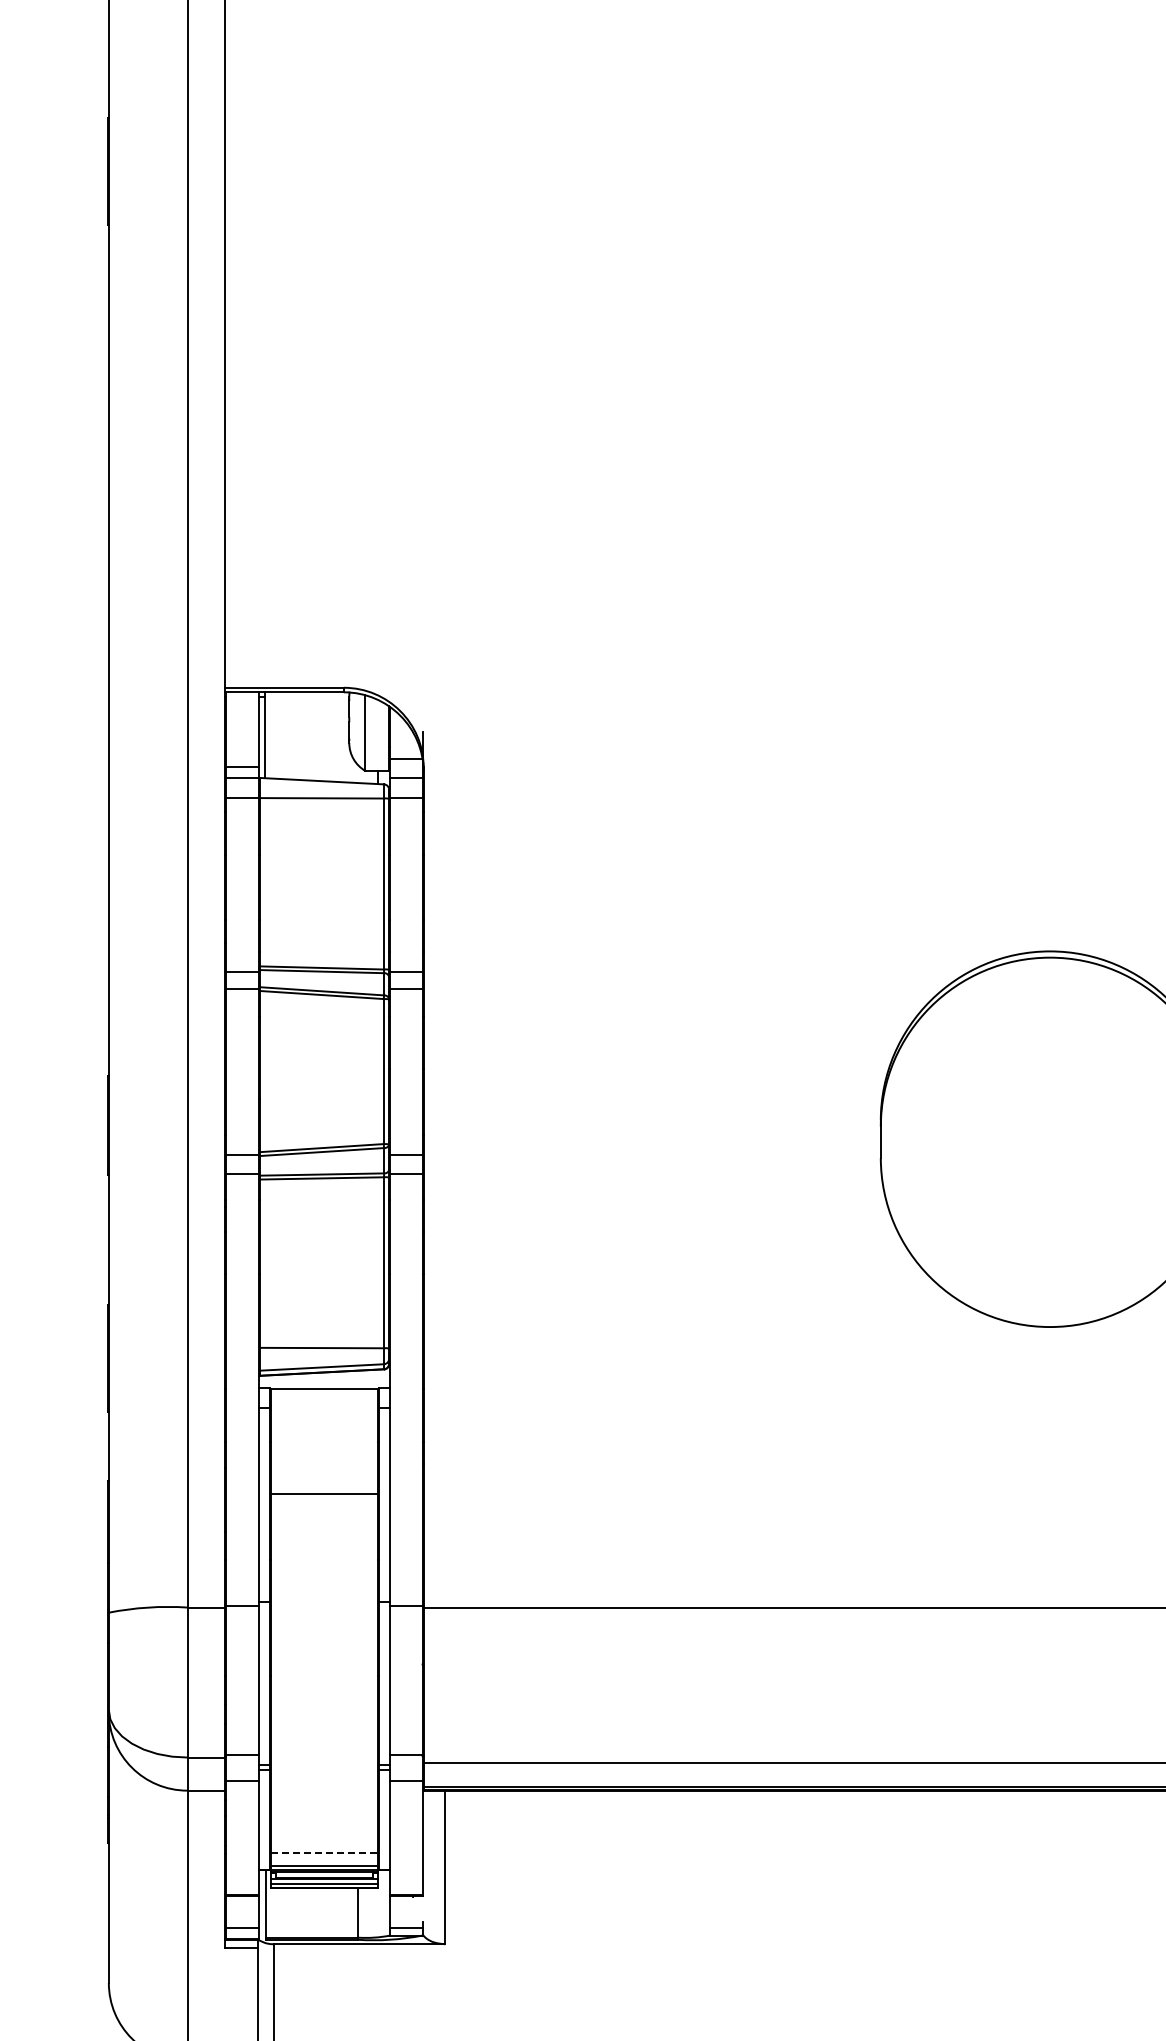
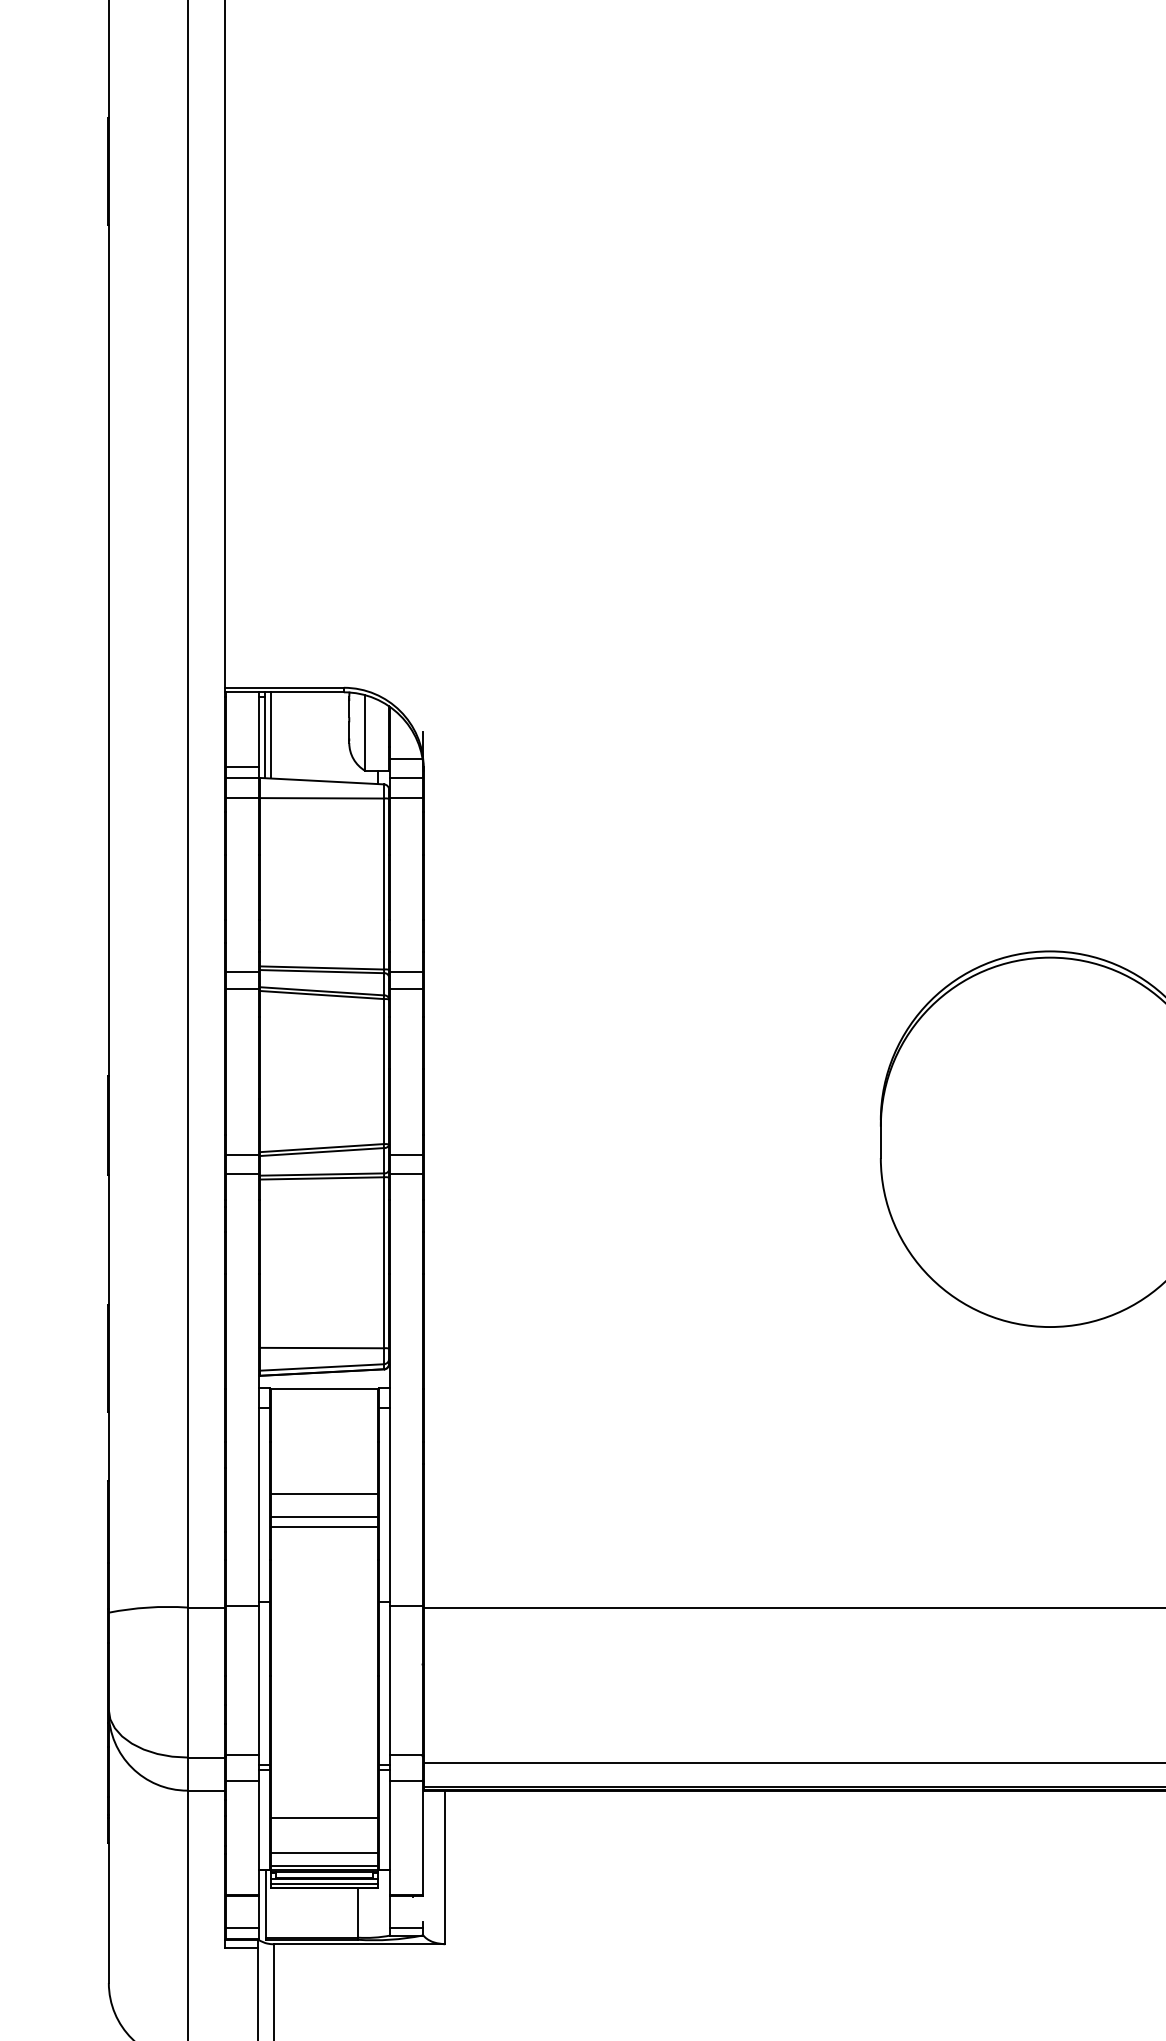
line: none -> present (270, 735)
line: none -> present (324, 1517)
line: none -> present (324, 1527)
line: none -> present (324, 1817)
line: dashed -> solid (324, 1852)
